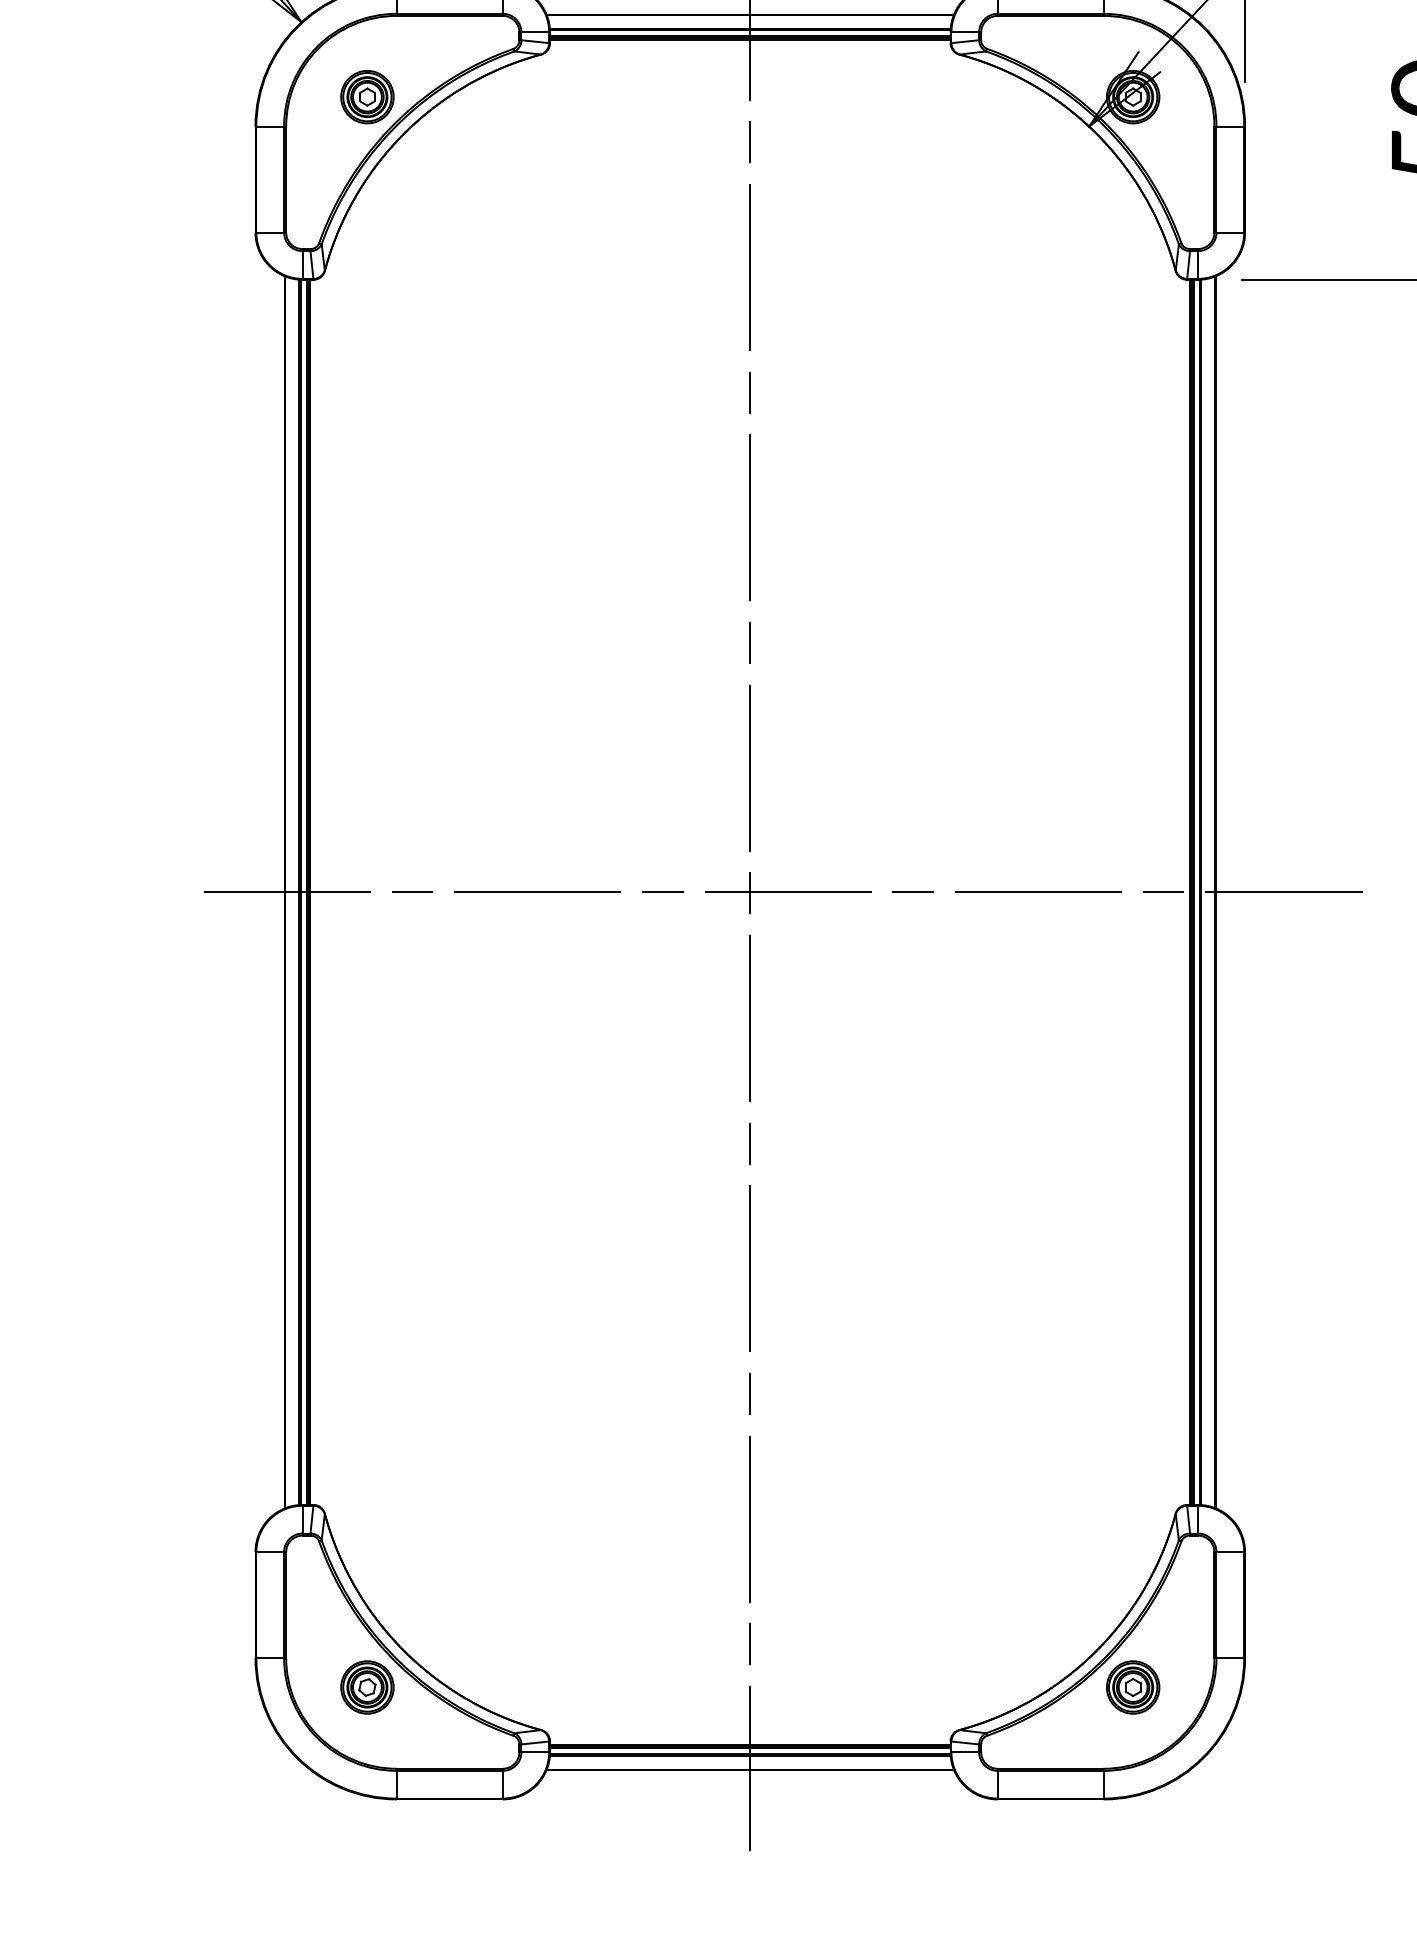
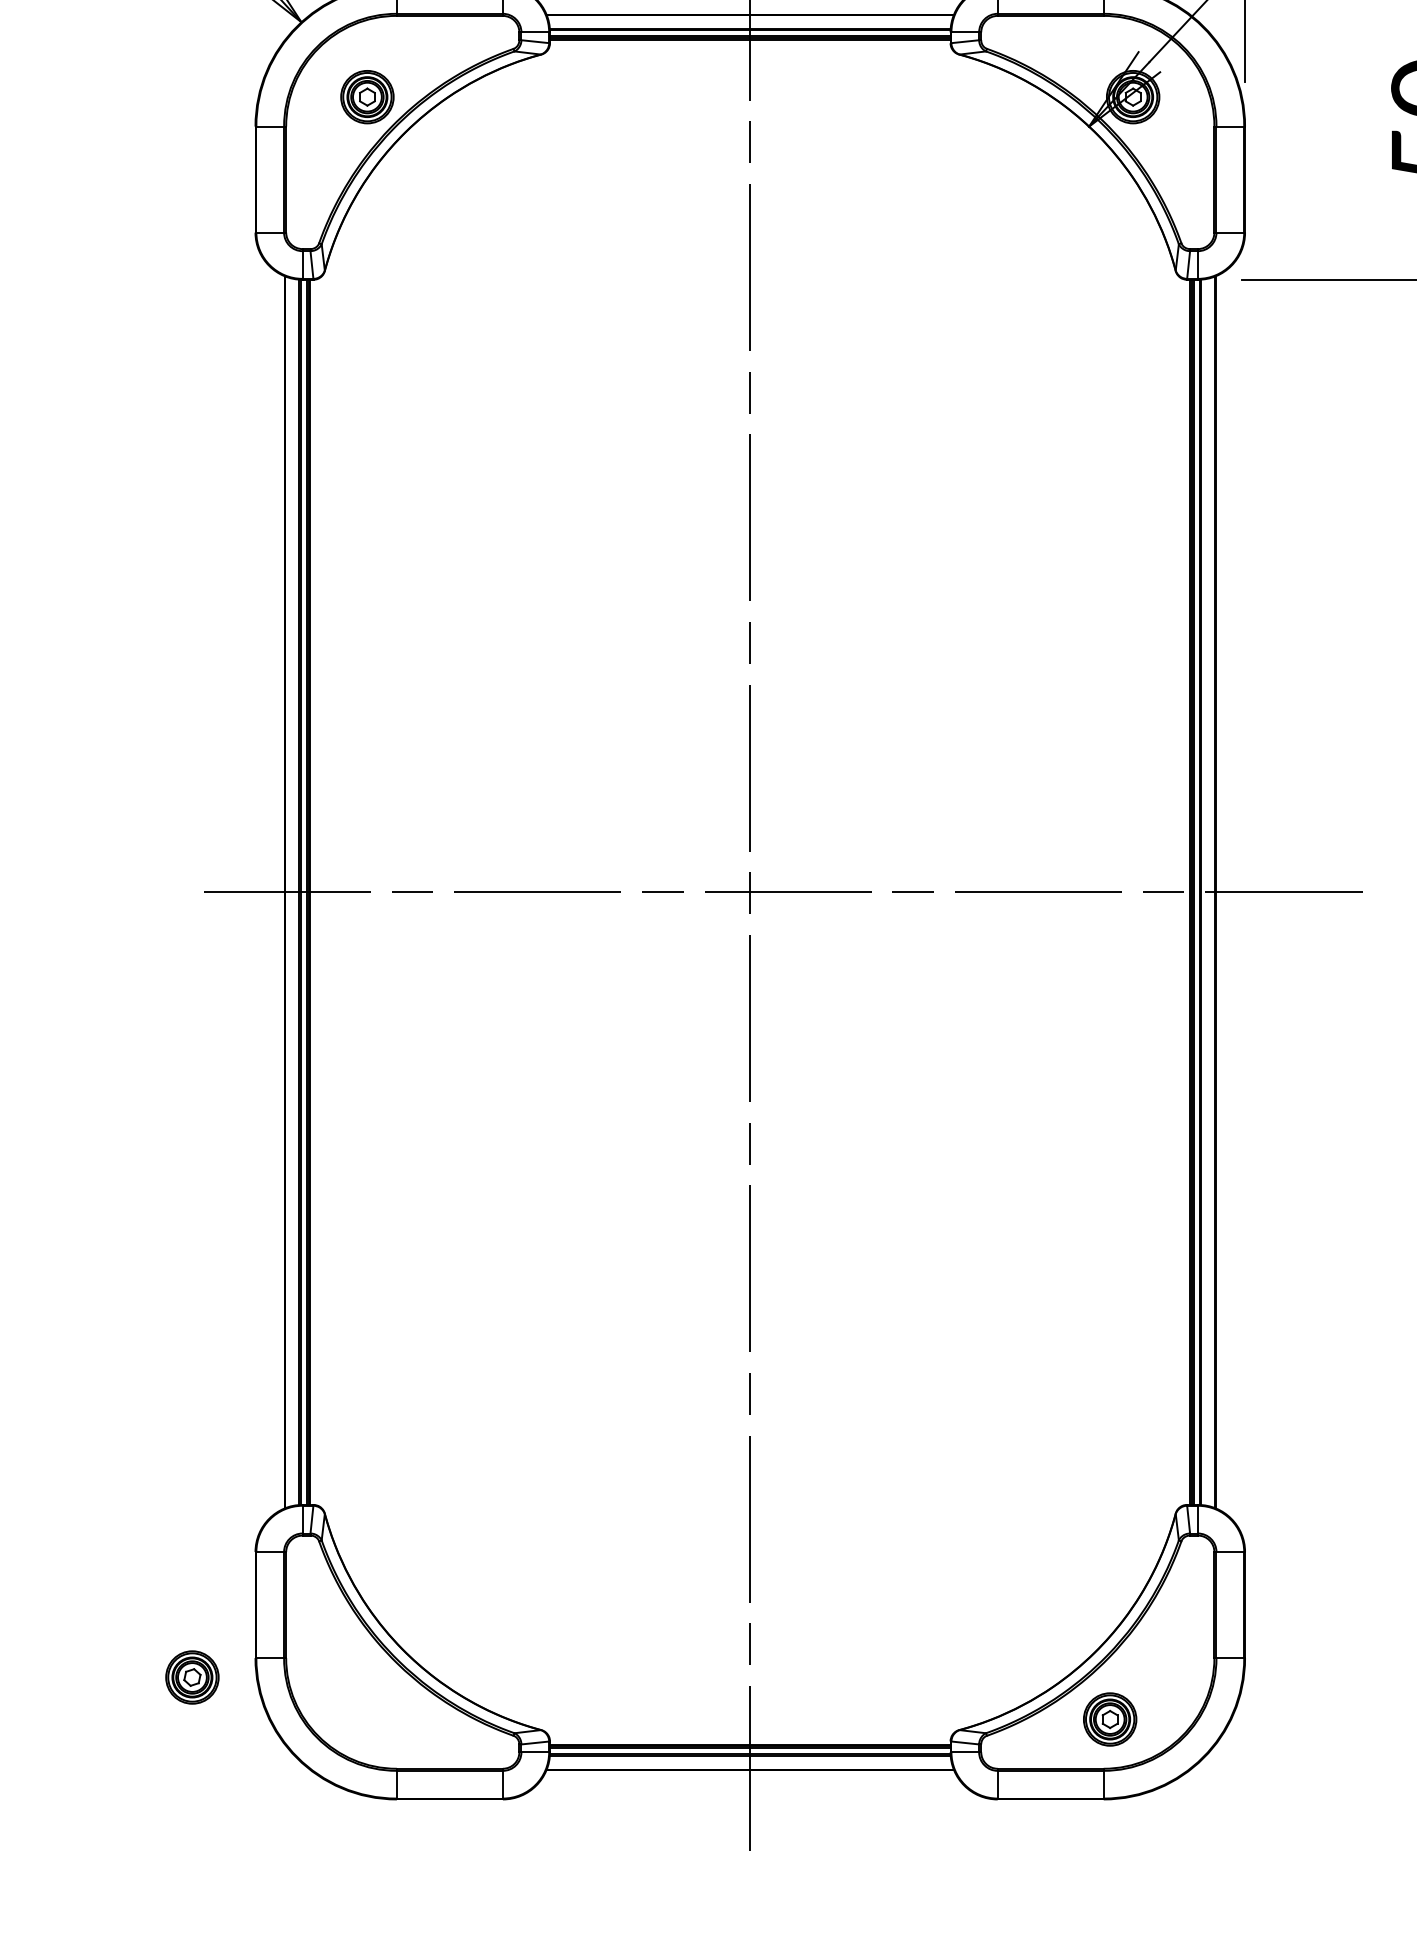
part position: (367, 1687) -> (192, 1677) (192, 1677)
part position: (1133, 1687) -> (1110, 1719) (1110, 1719)
